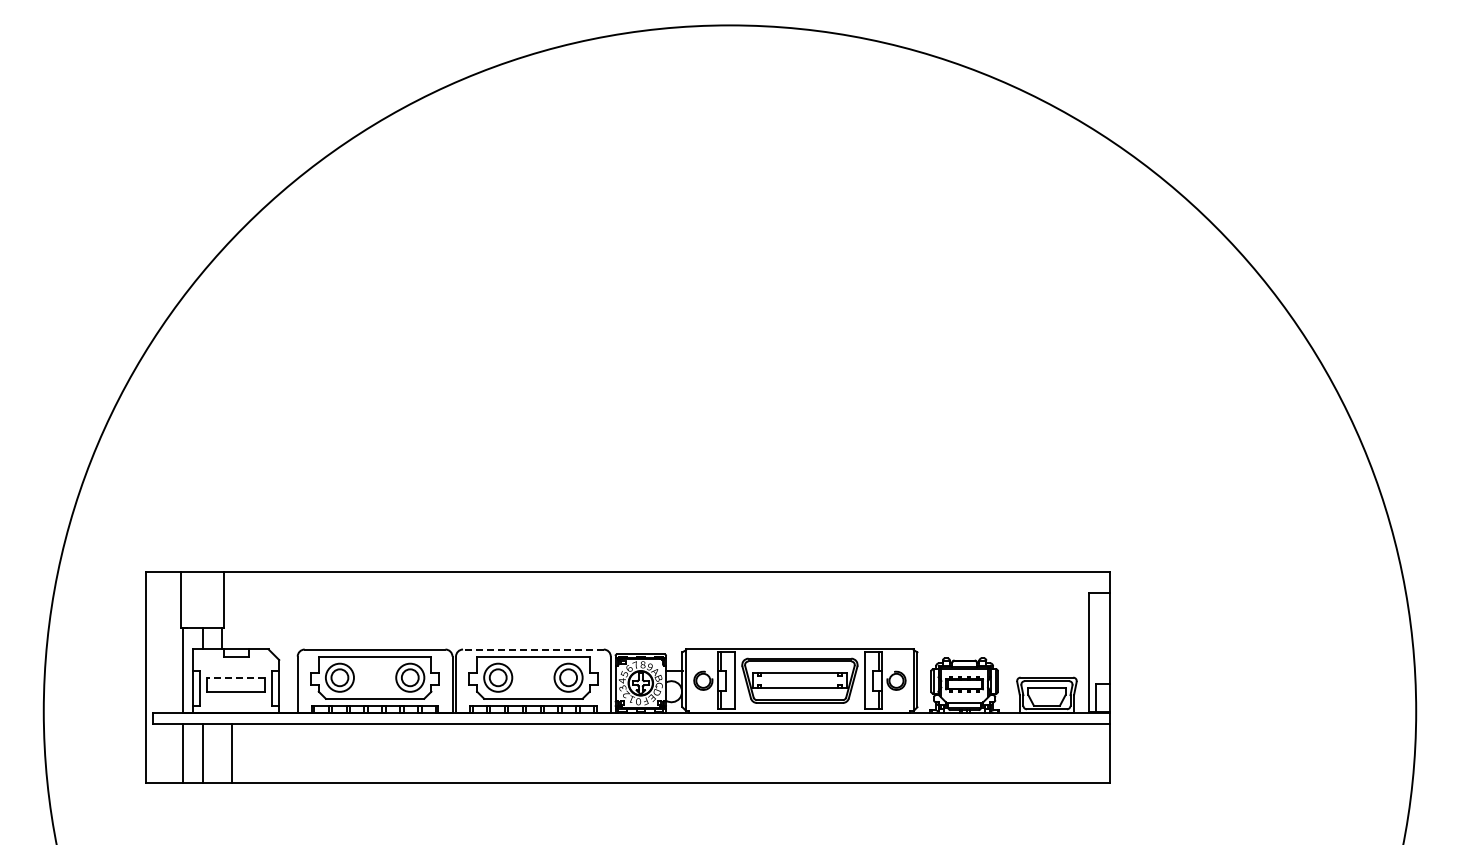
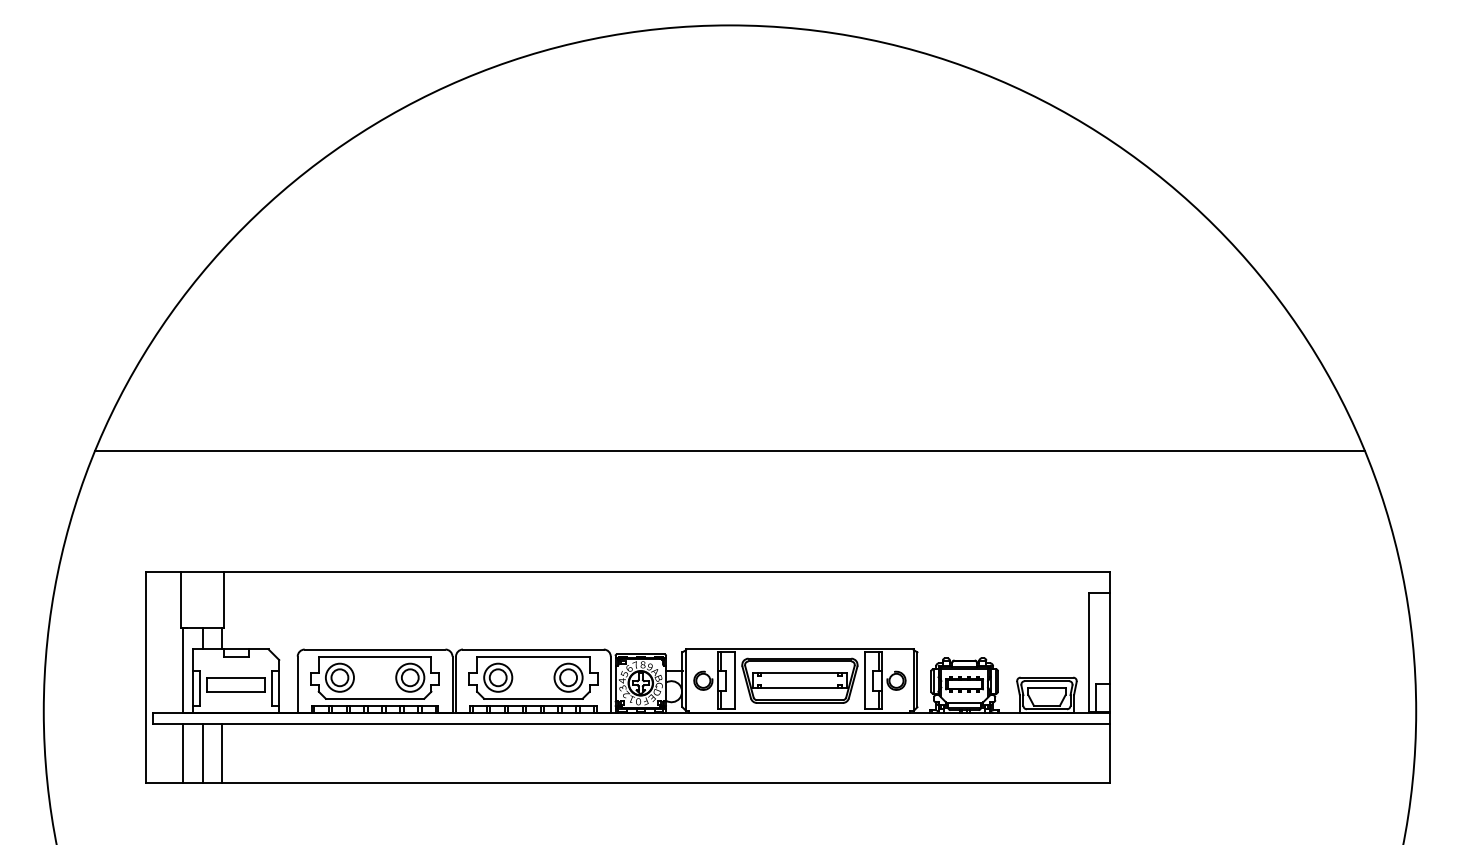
line: none -> present (729, 451)
line: dashed -> solid (532, 649)
line: dashed -> solid (236, 678)
line position: (232, 753) -> (222, 753) (222, 753)
